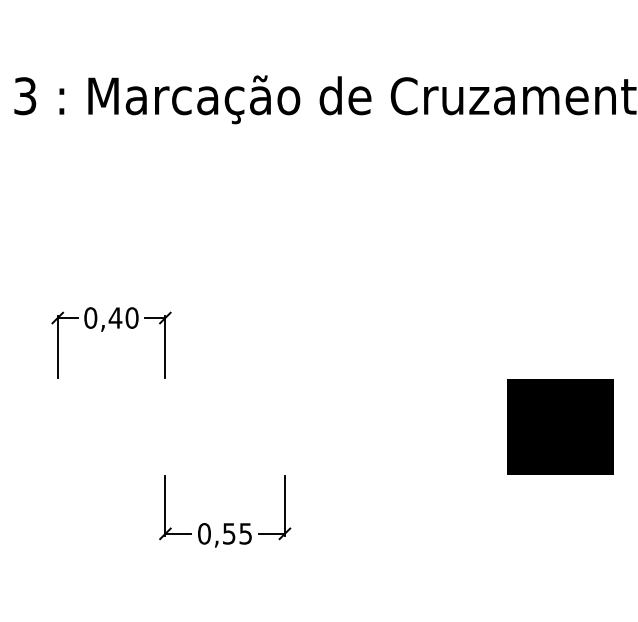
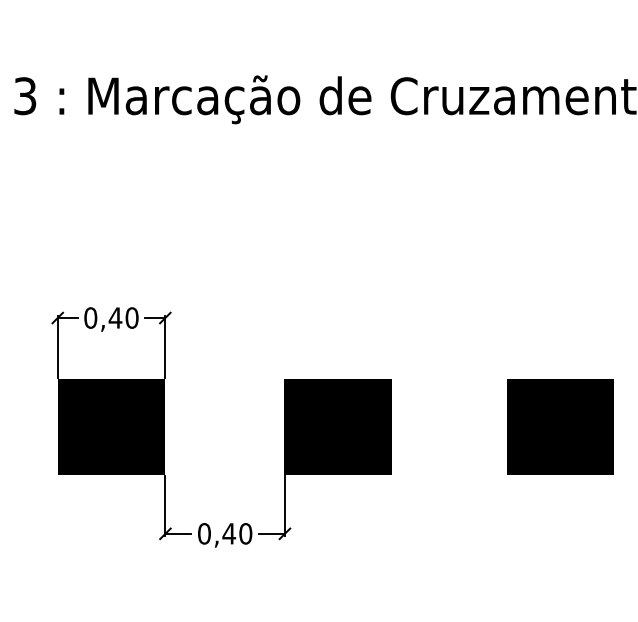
fill: none -> present (111, 426)
fill: none -> present (337, 426)
text: 0,55 -> 0,40 (237, 533)
